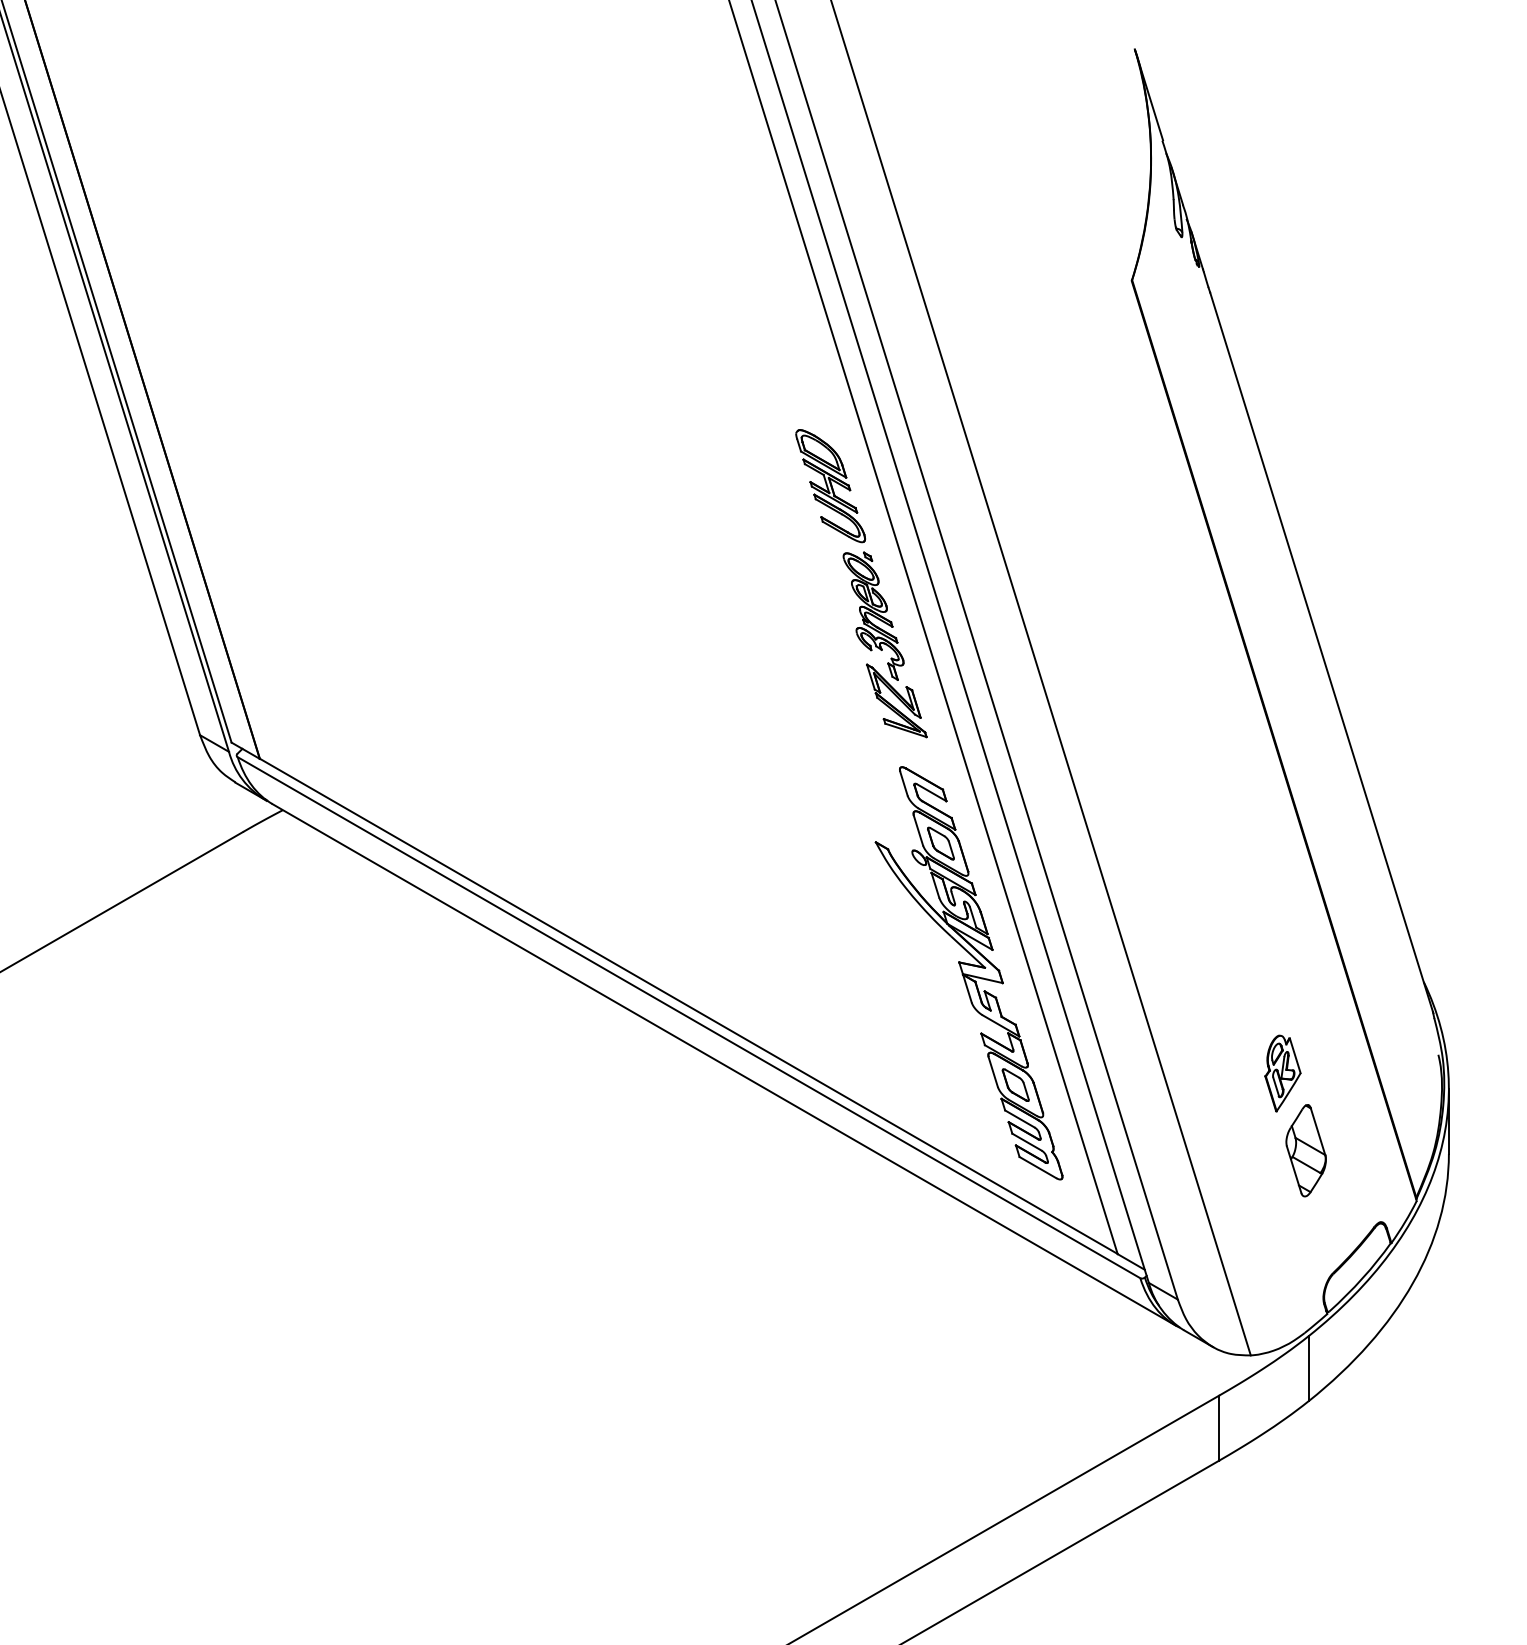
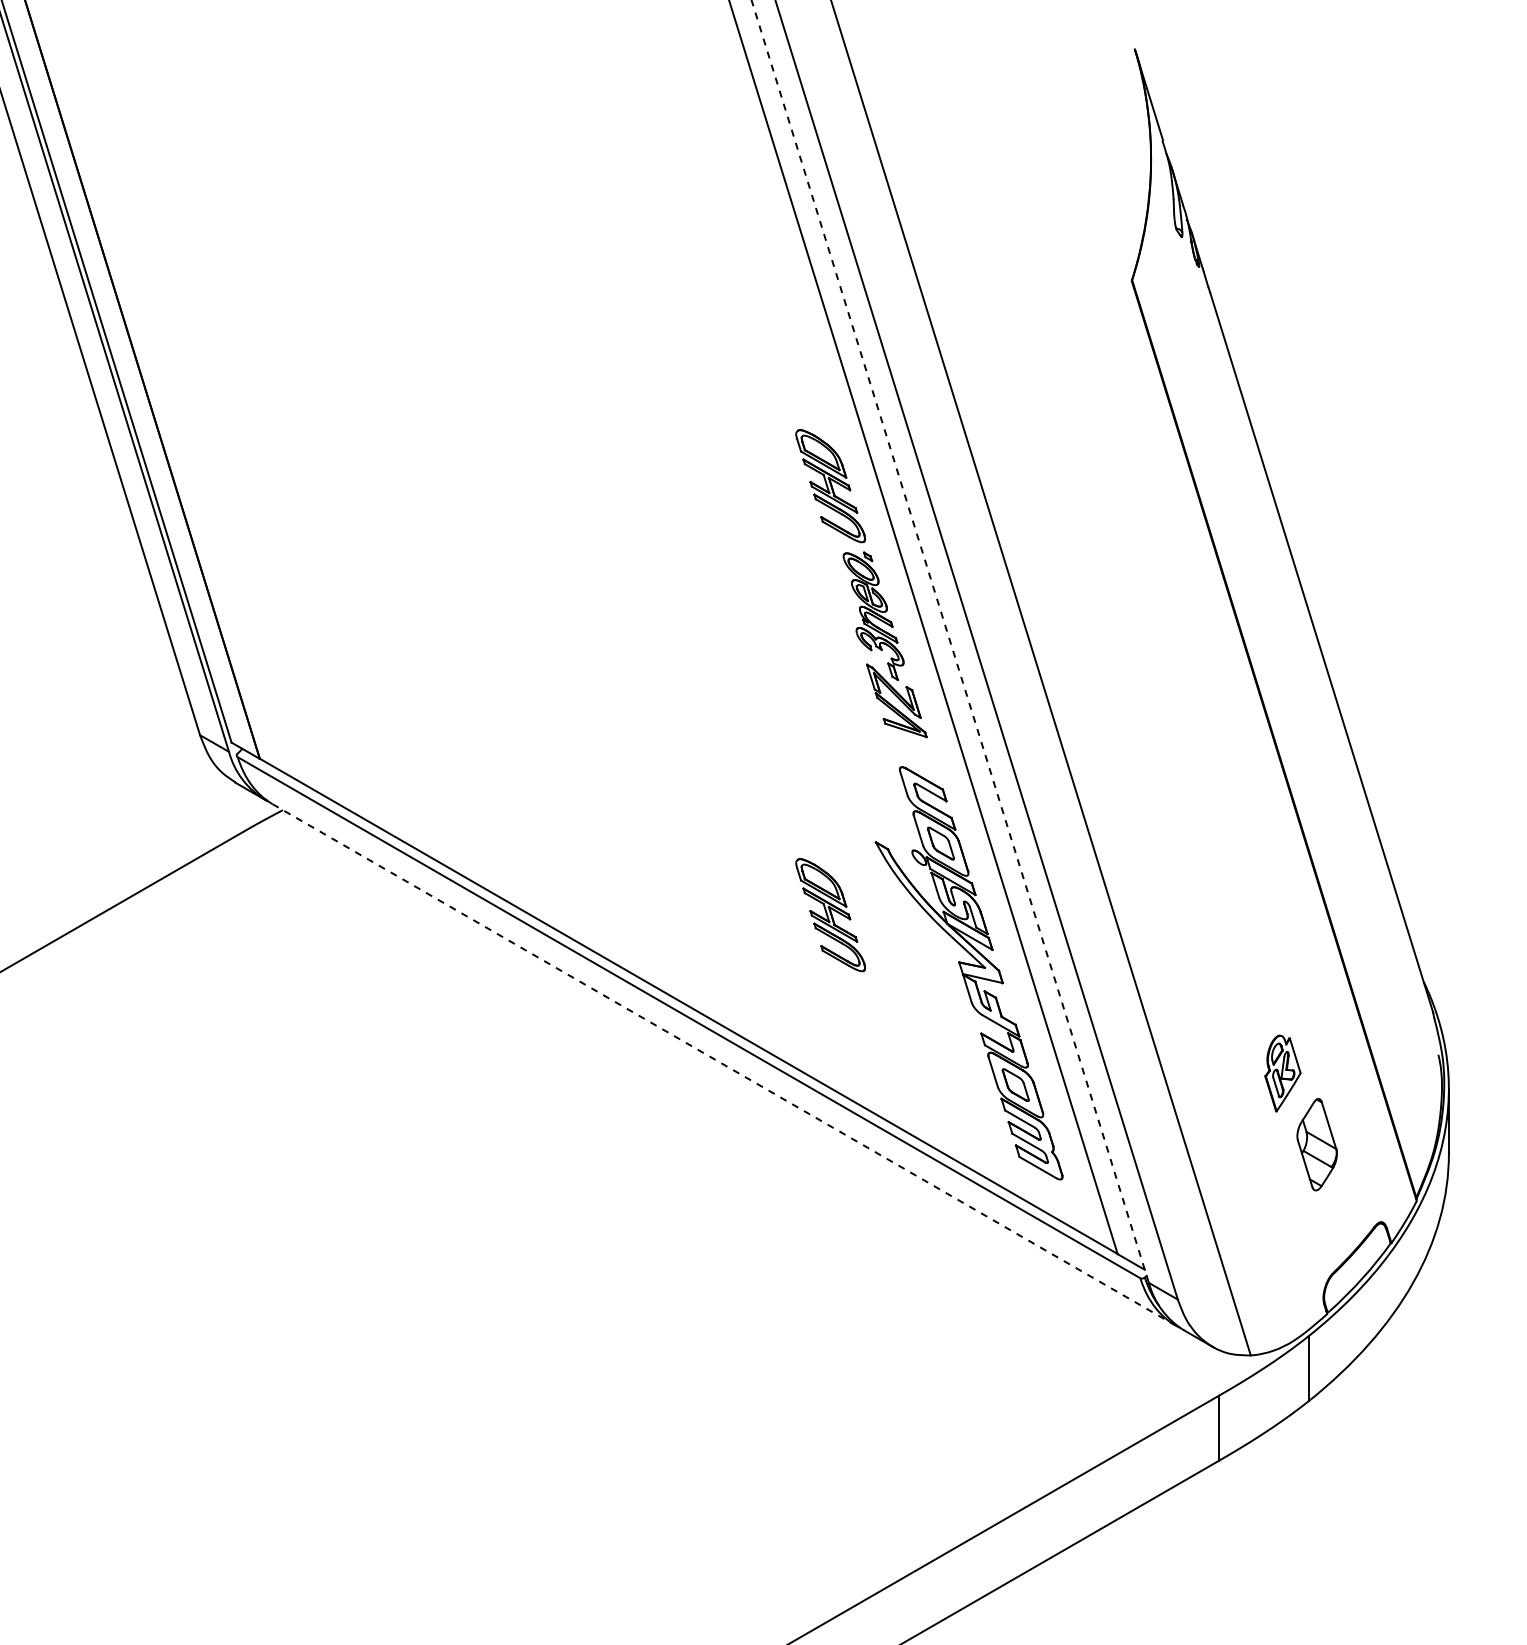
line: solid -> dashed (950, 641)
part: none -> present (830, 915)
line: solid -> dashed (724, 1065)
part position: (1305, 1150) -> (1316, 1144) (1316, 1144)
